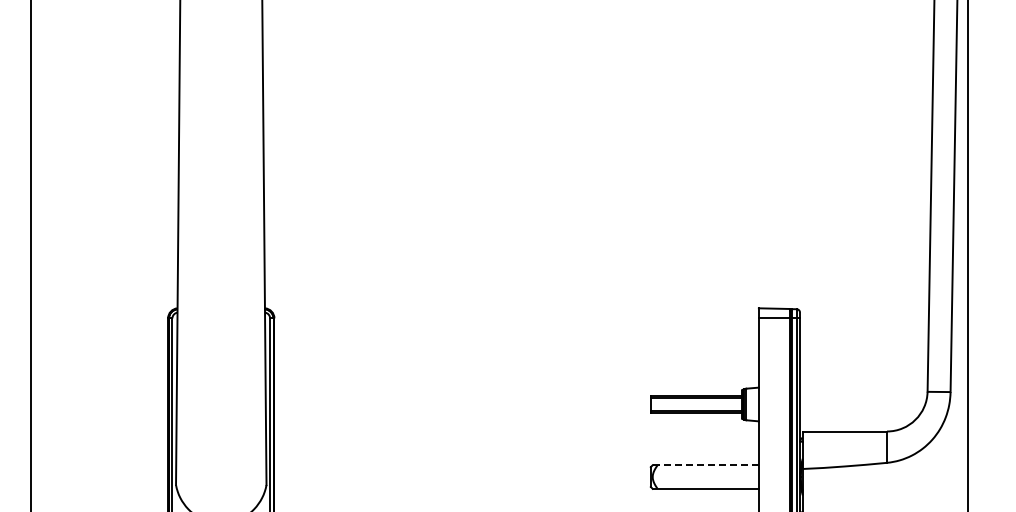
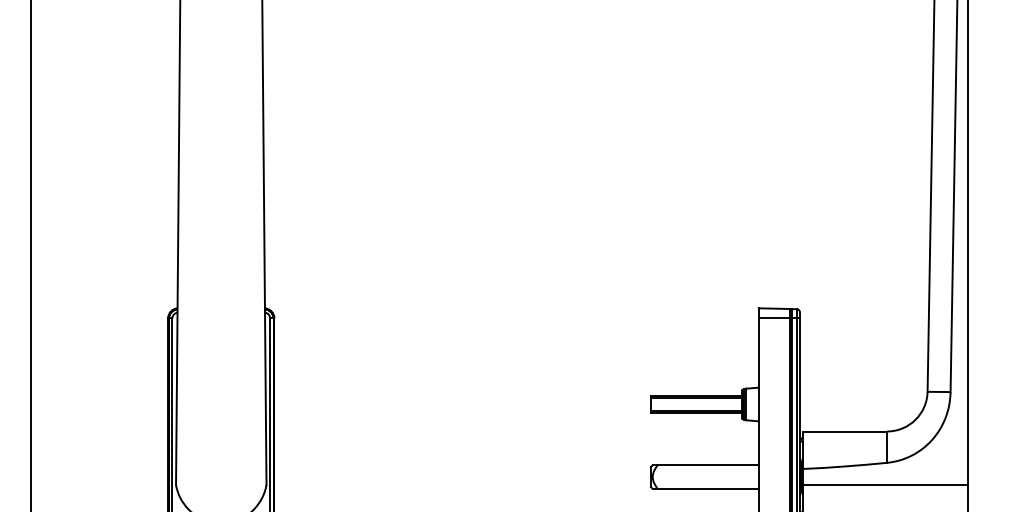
line: dashed -> solid (705, 465)
line: none -> present (885, 485)
